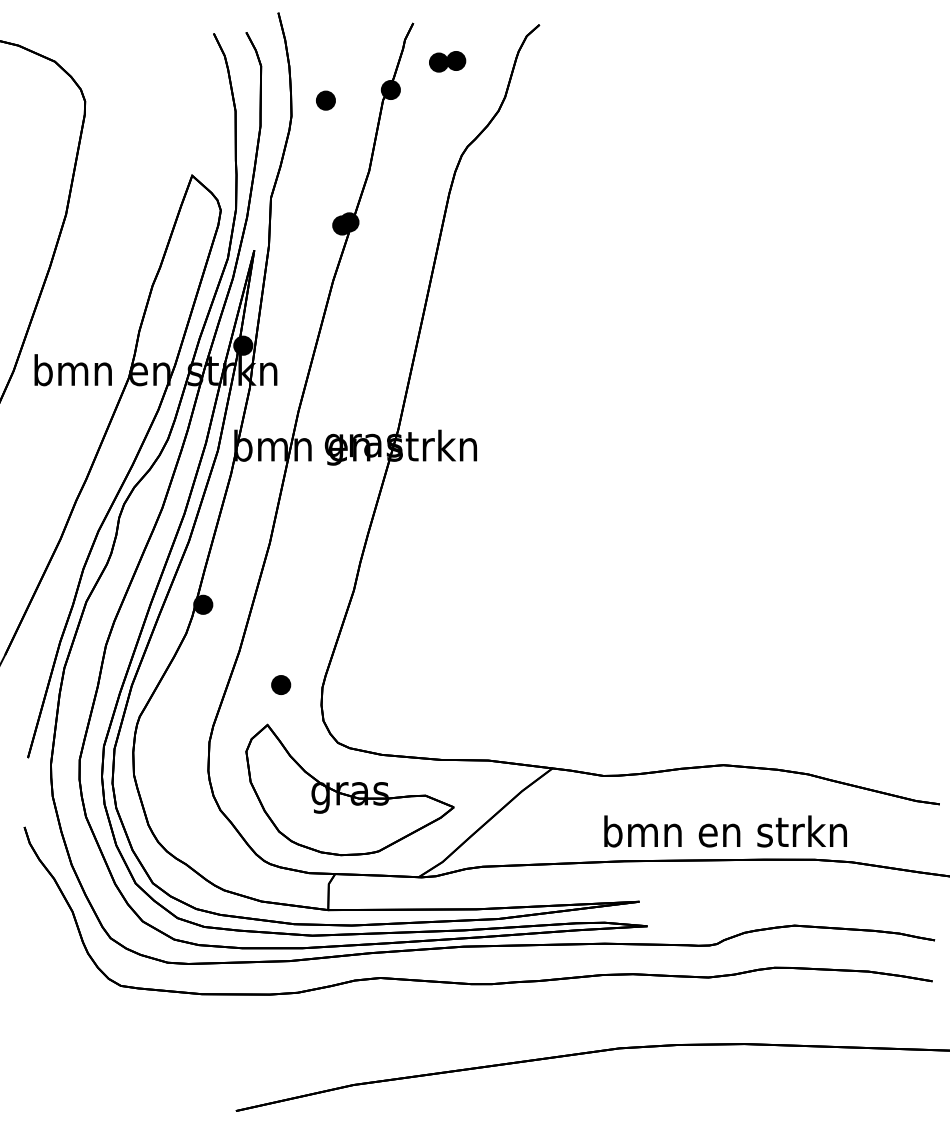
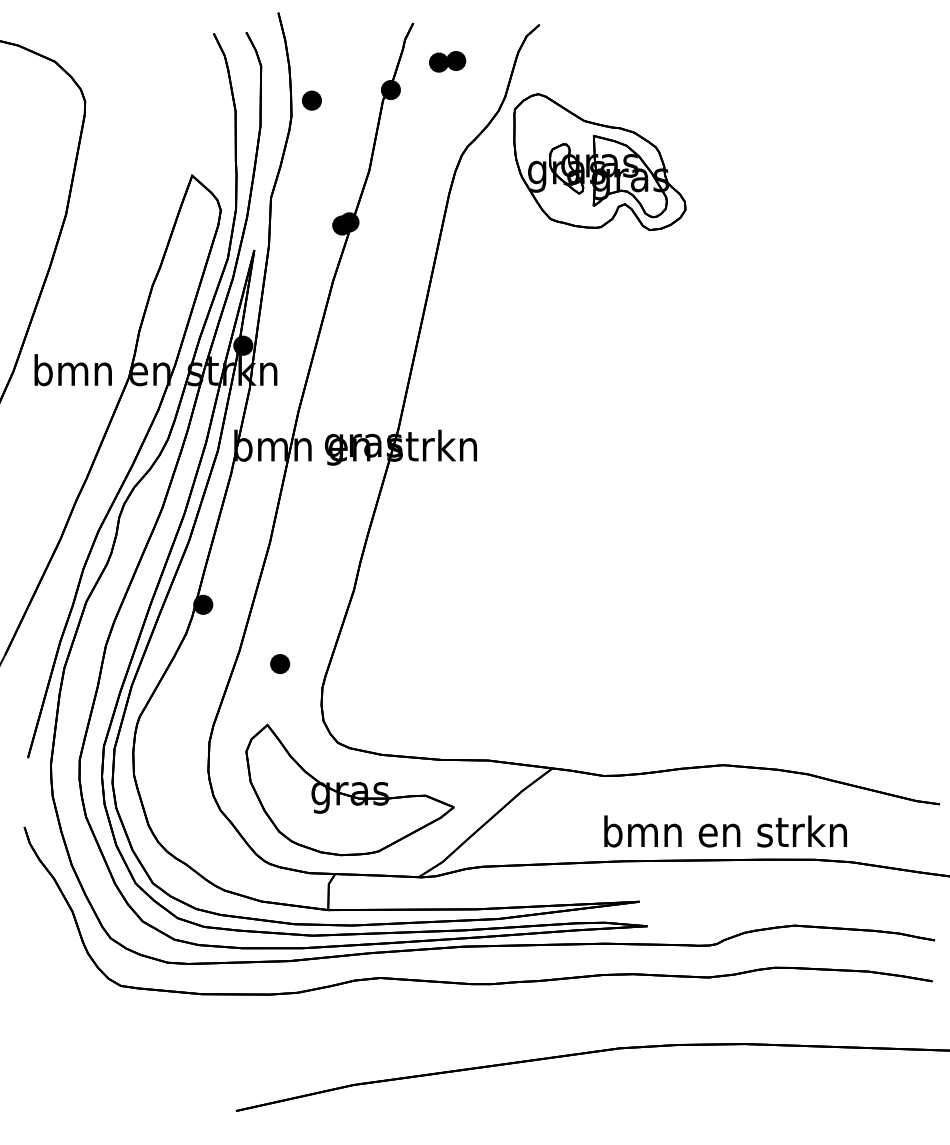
part position: (325, 100) -> (311, 100) (311, 100)
part: none -> present (599, 161)
part position: (281, 684) -> (280, 663) (280, 663)
